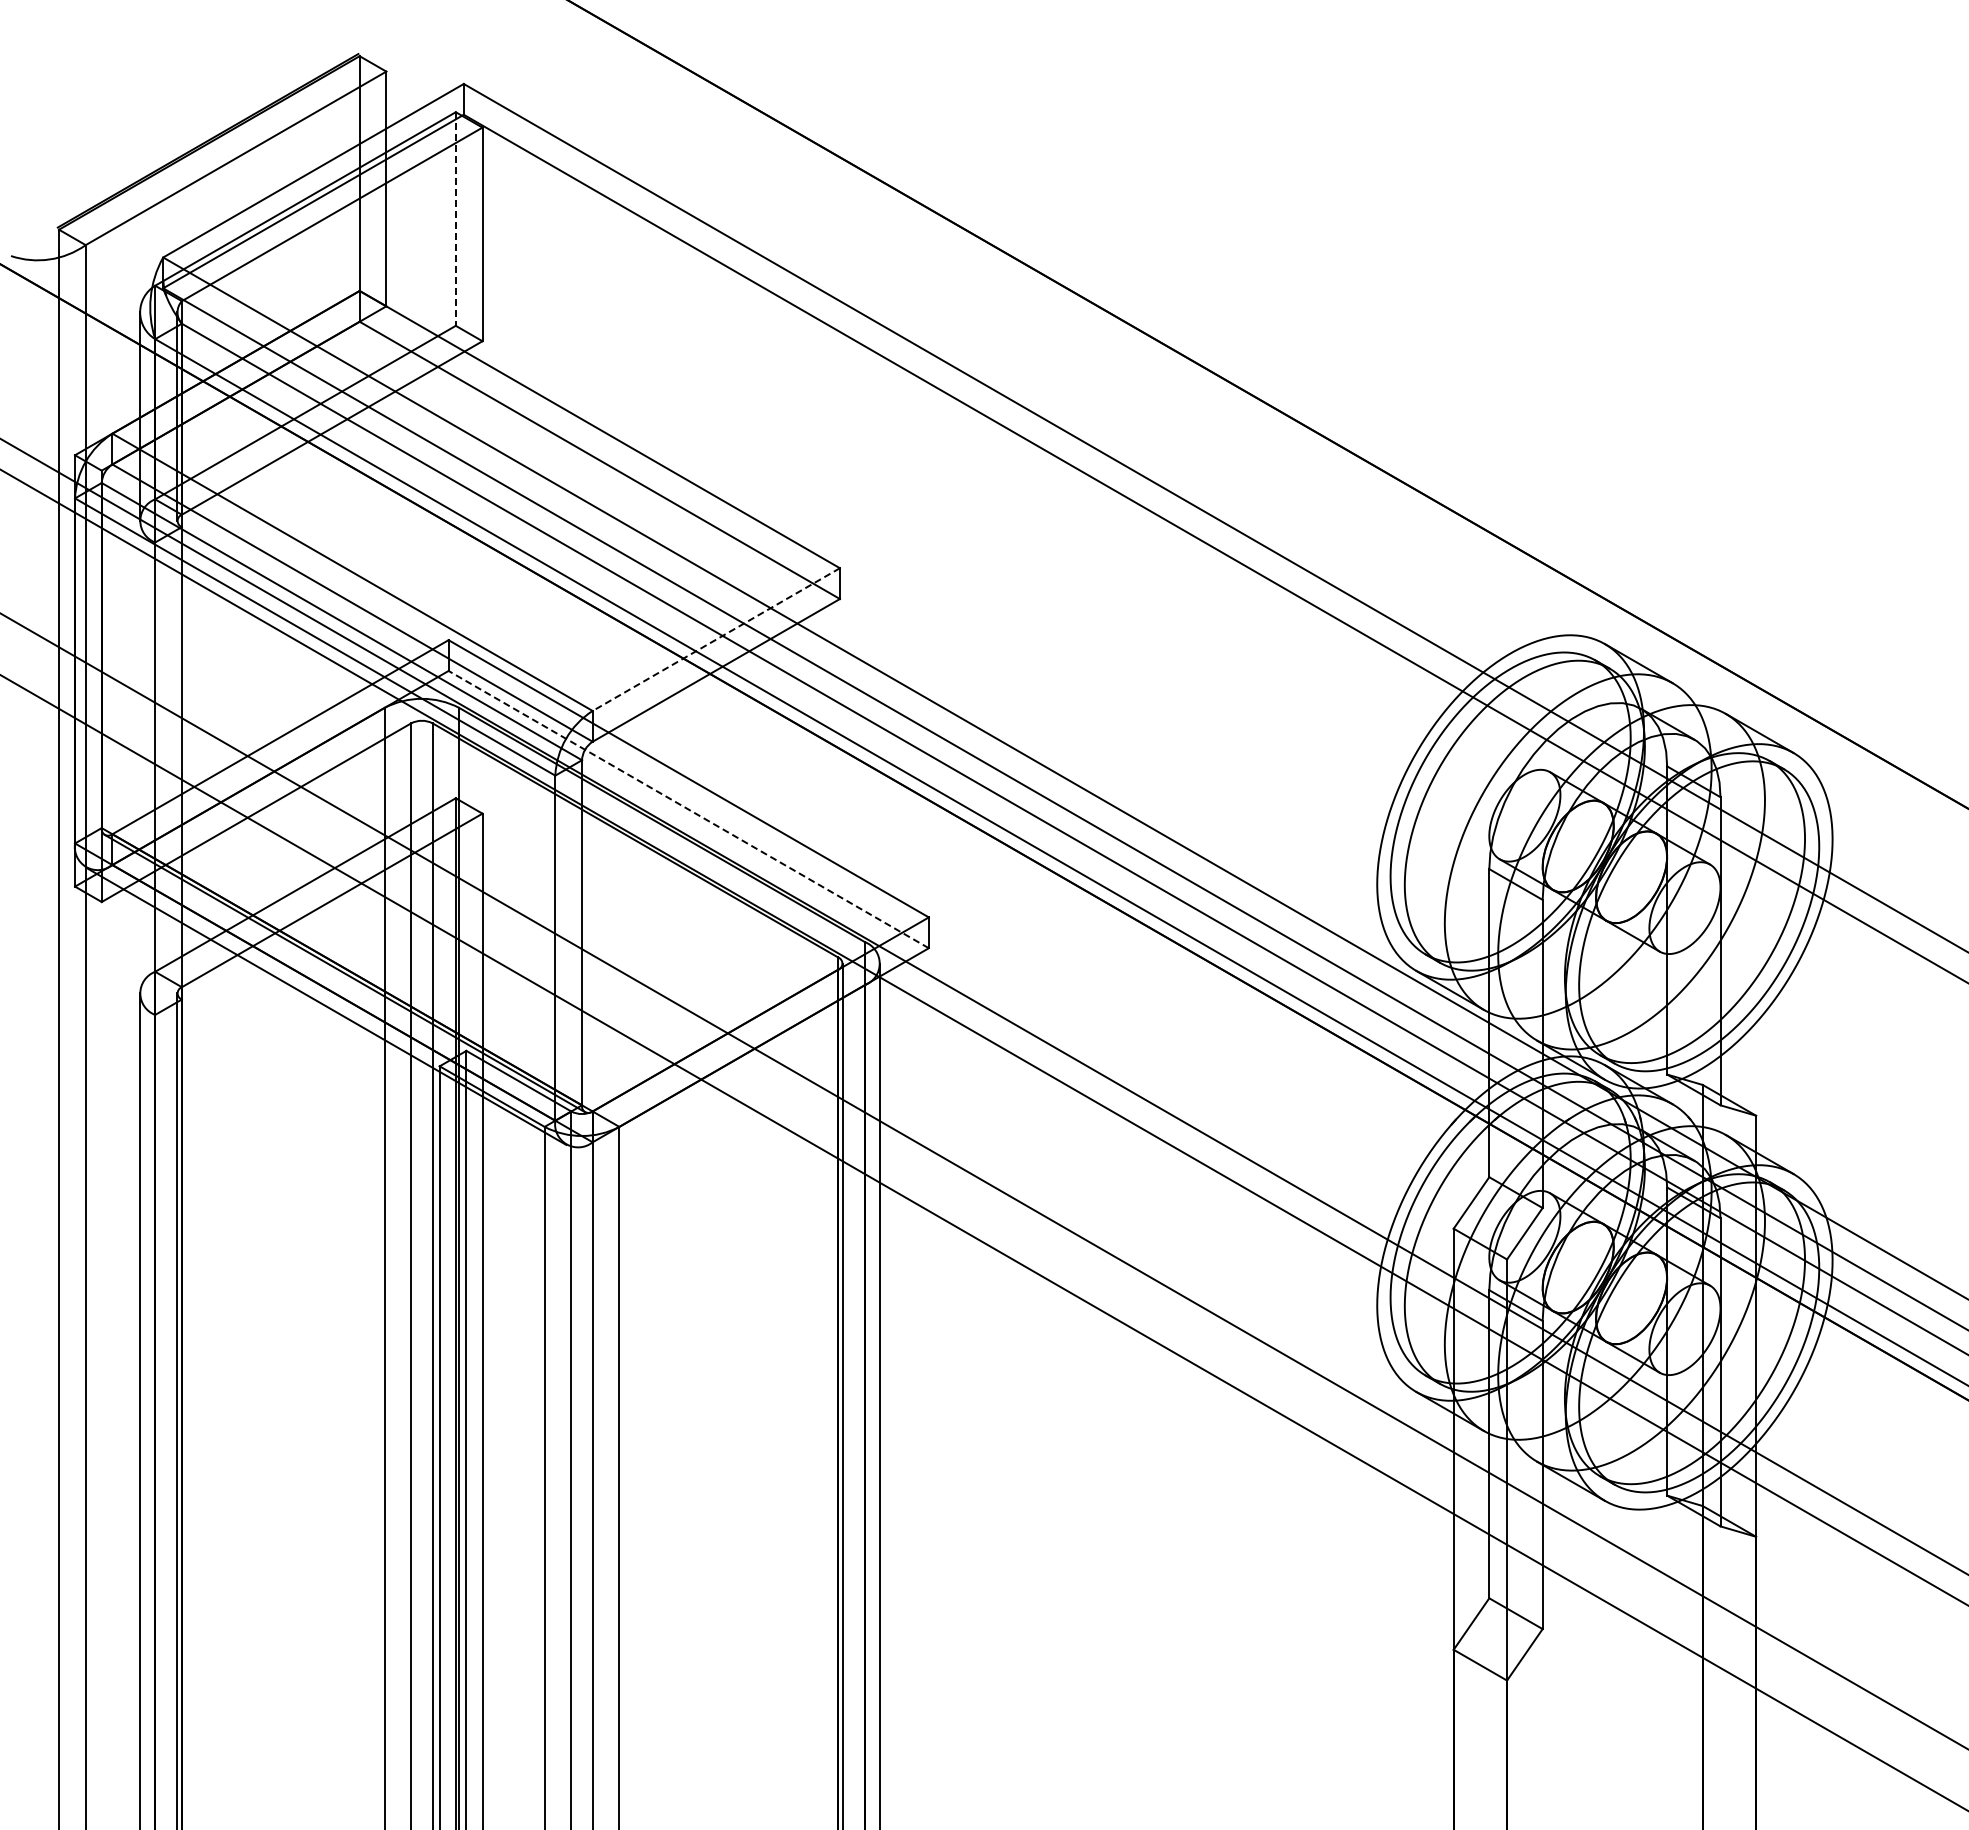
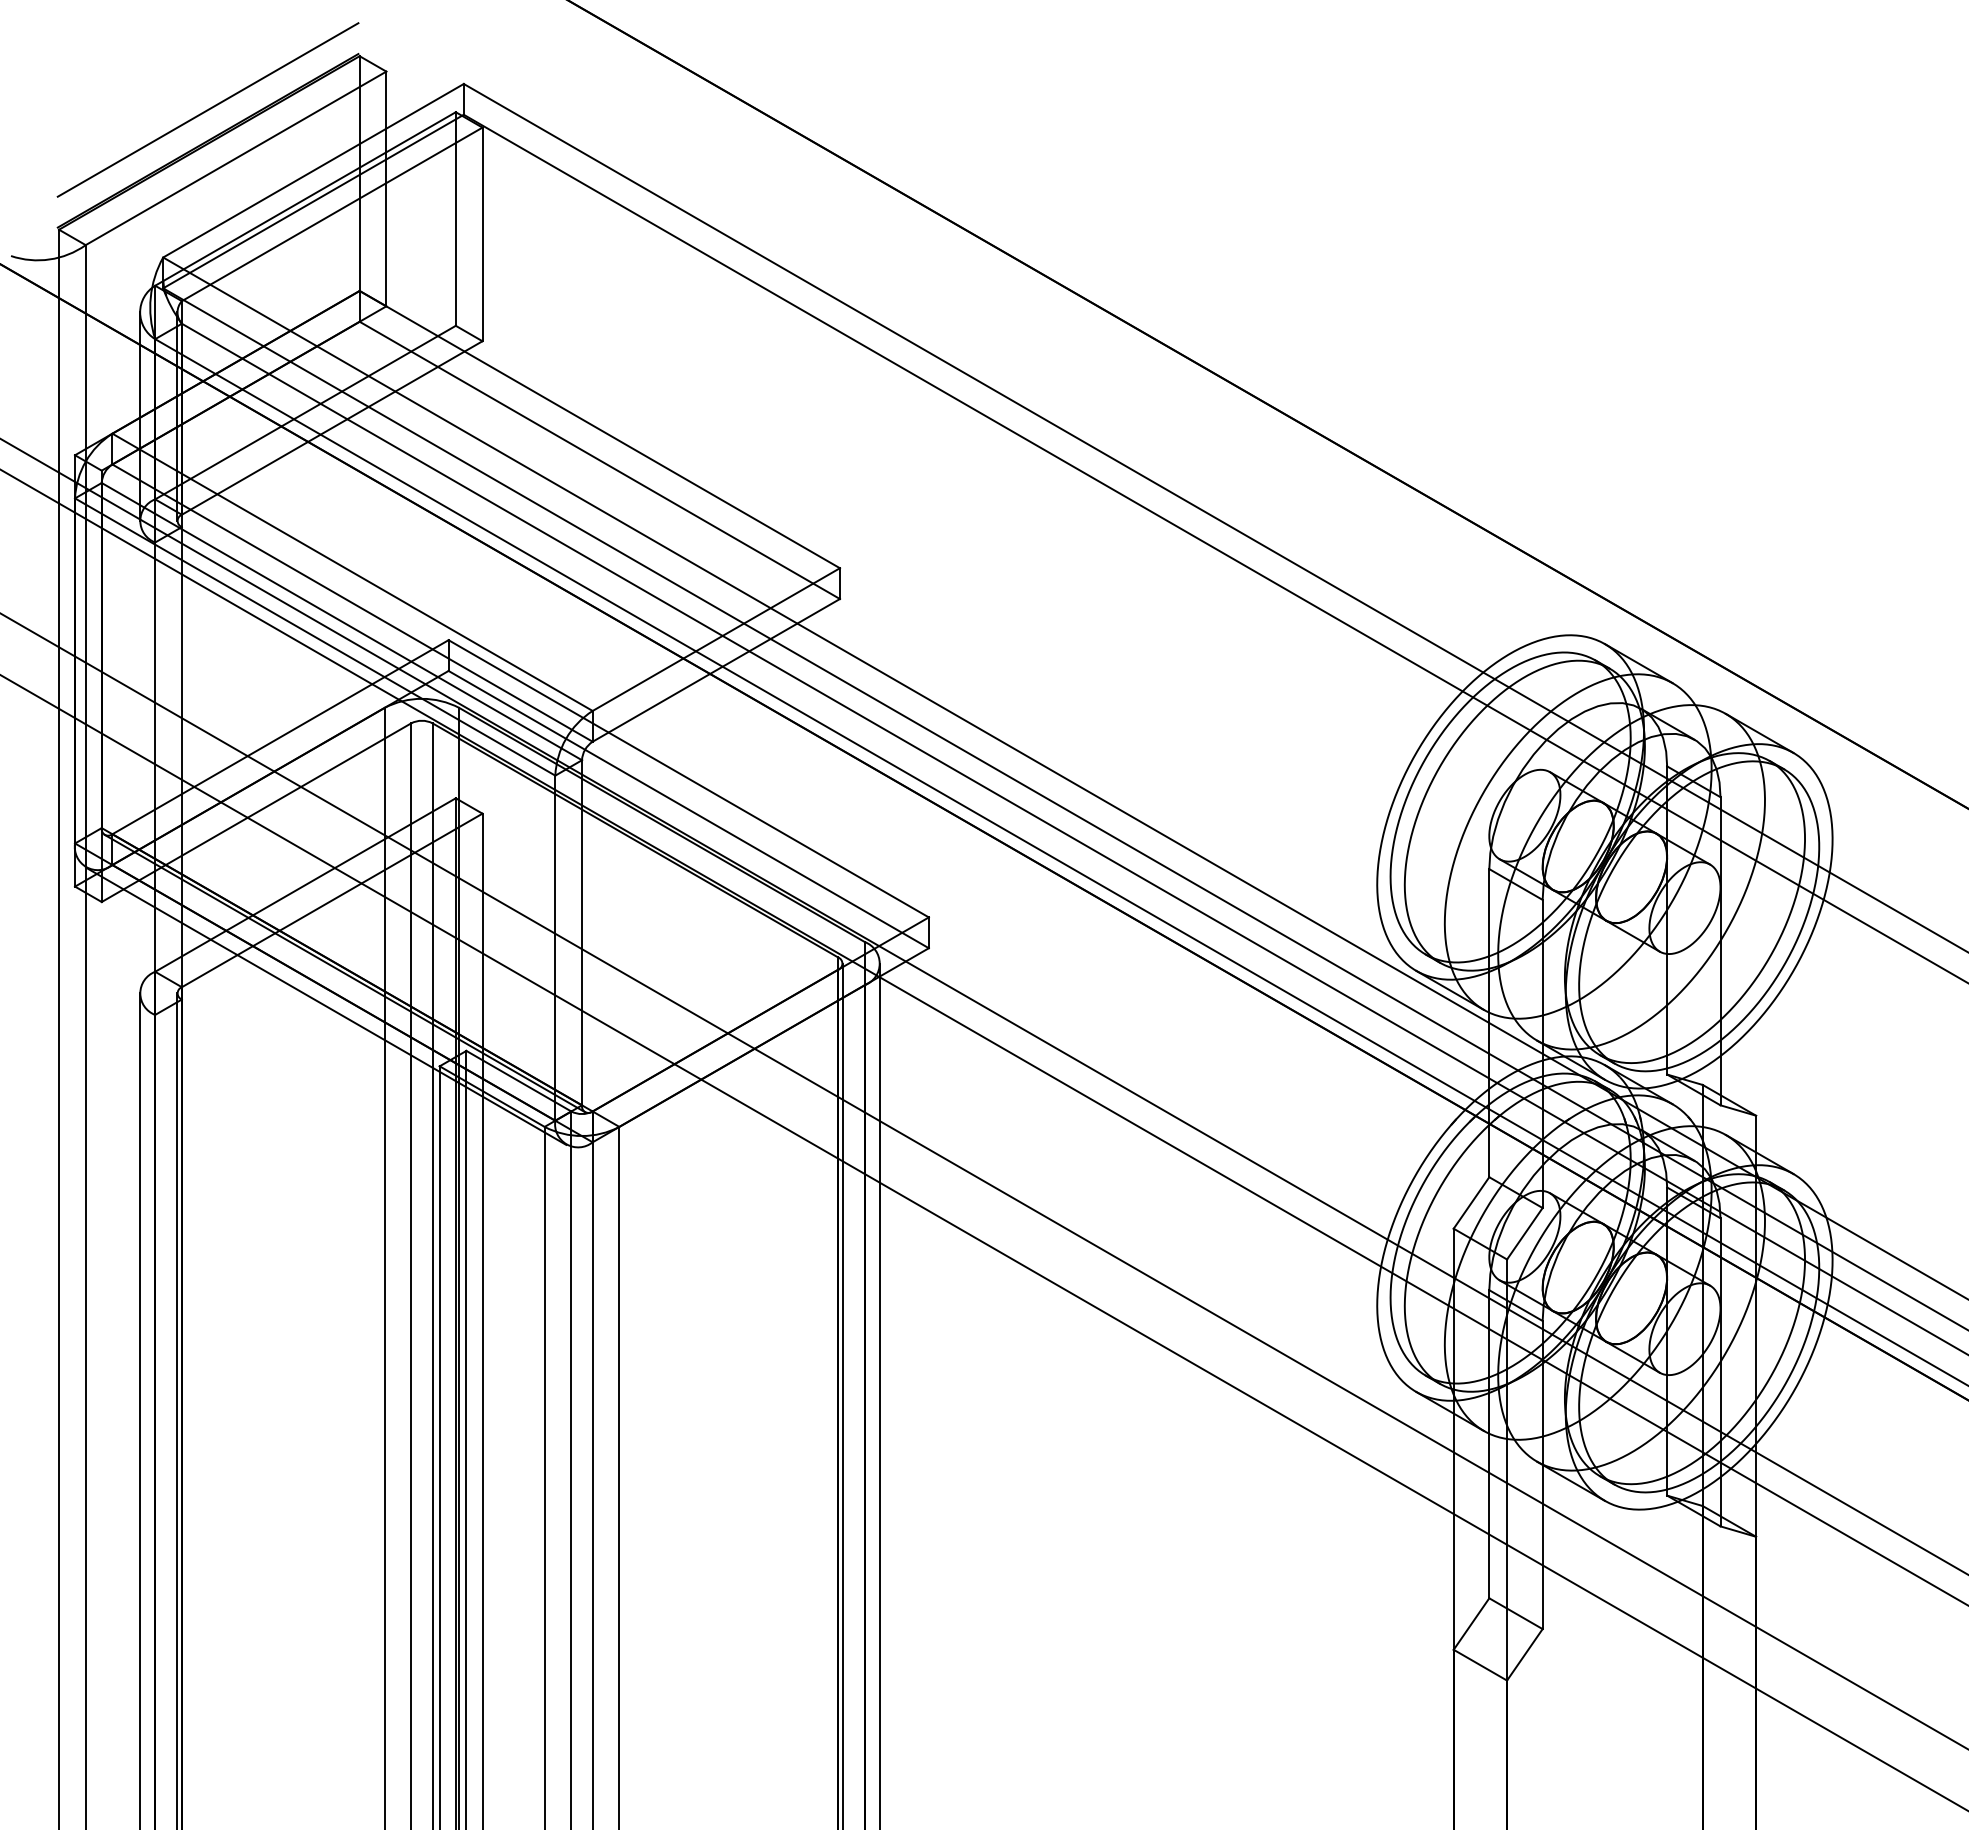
line: none -> present (207, 109)
line: dashed -> solid (455, 219)
line: dashed -> solid (716, 639)
line: dashed -> solid (688, 809)
